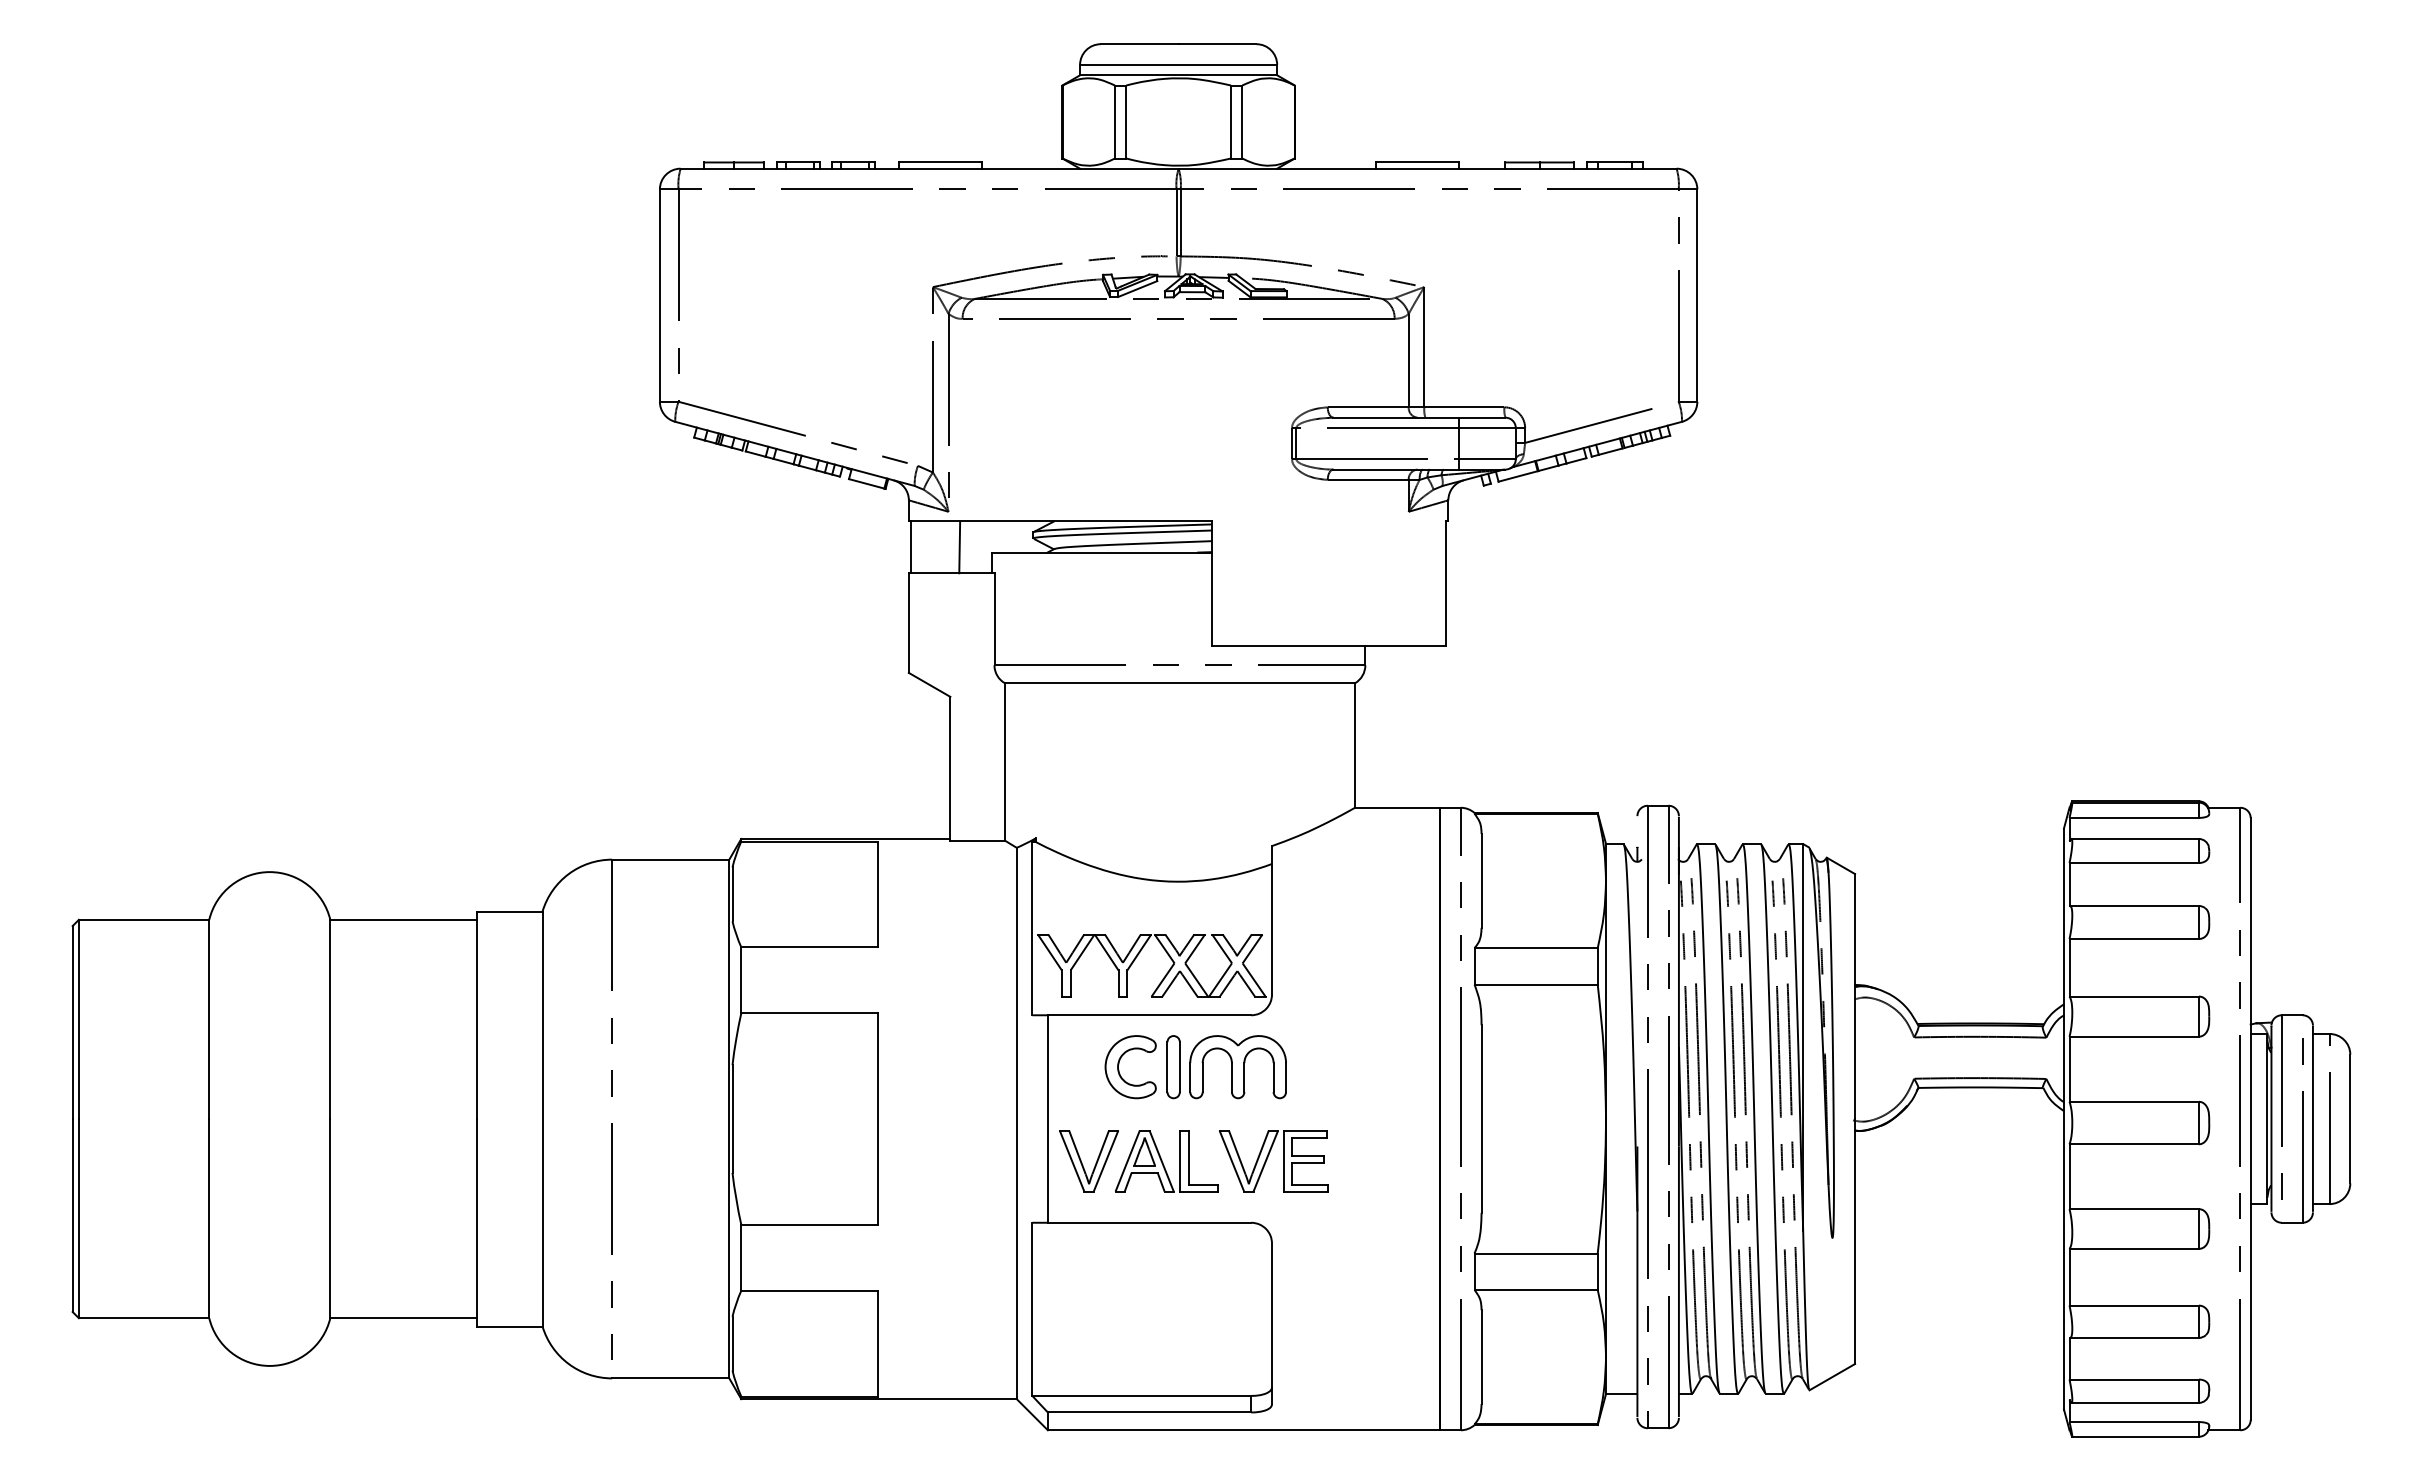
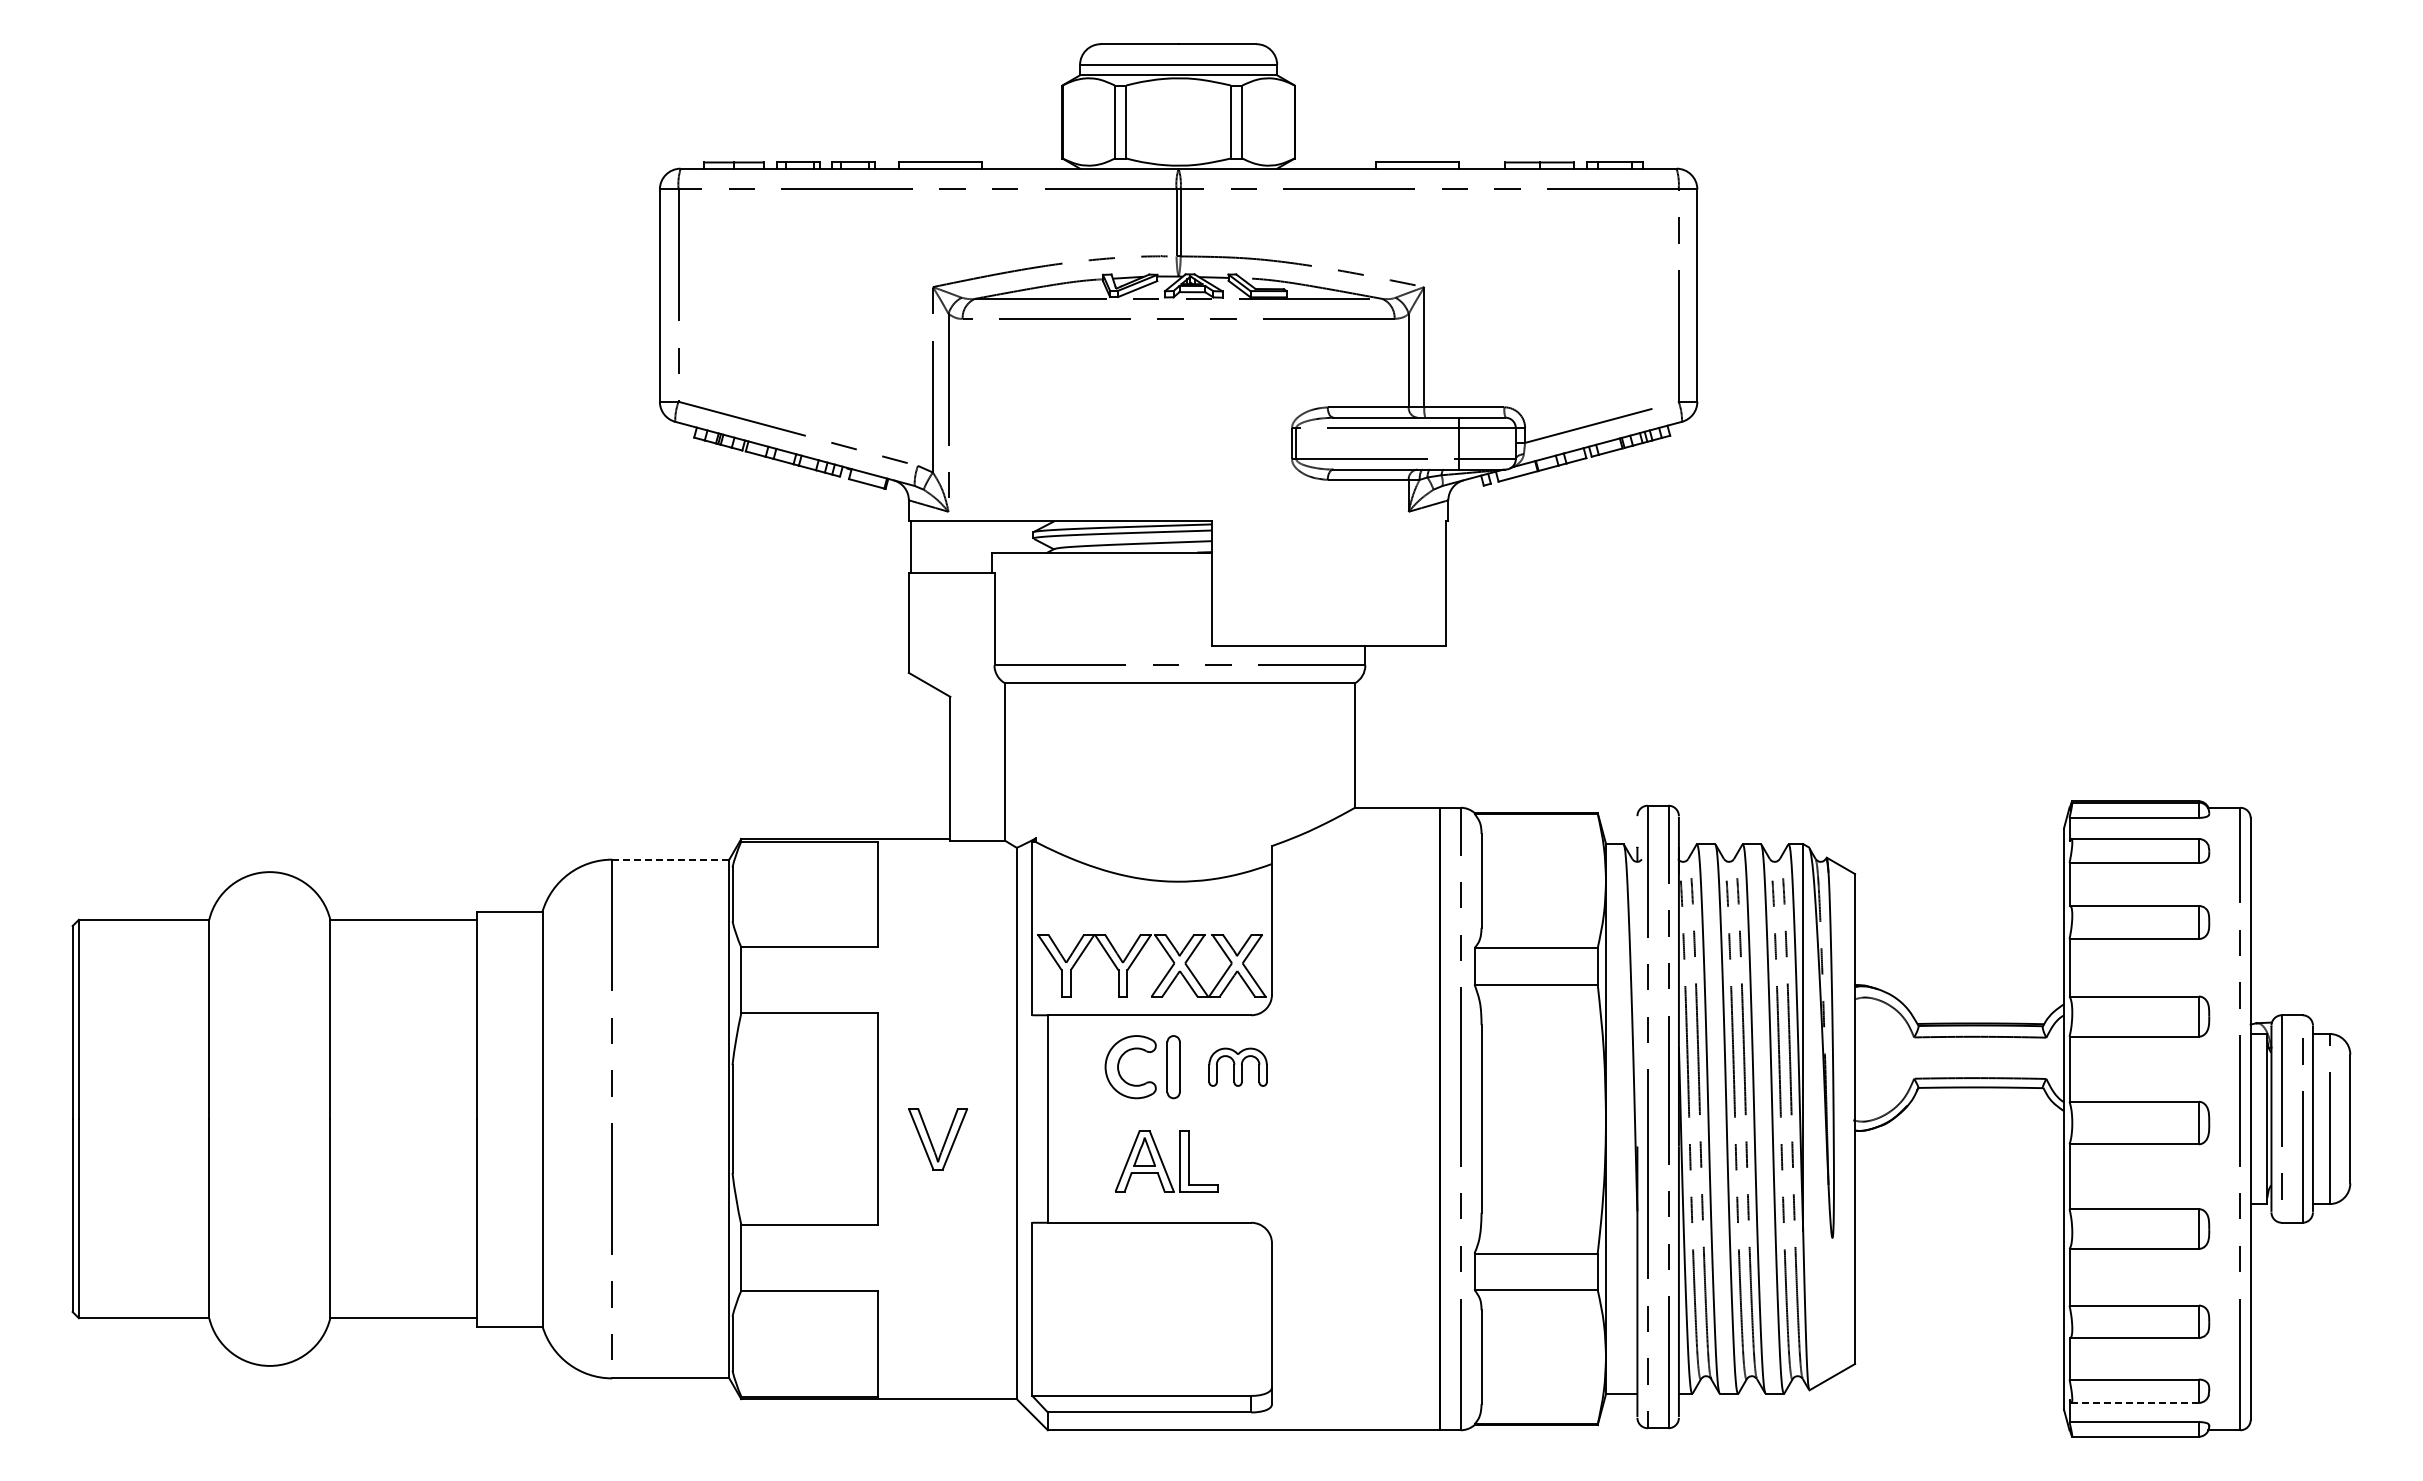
line: present -> none (959, 547)
line: solid -> dashed (670, 859)
part size: 98x65 px -> 60x40 px (1237, 1066)
part: present -> none (1267, 1160)
part position: (1082, 1162) -> (931, 1140) (931, 1140)
line: solid -> dashed (2135, 1402)
